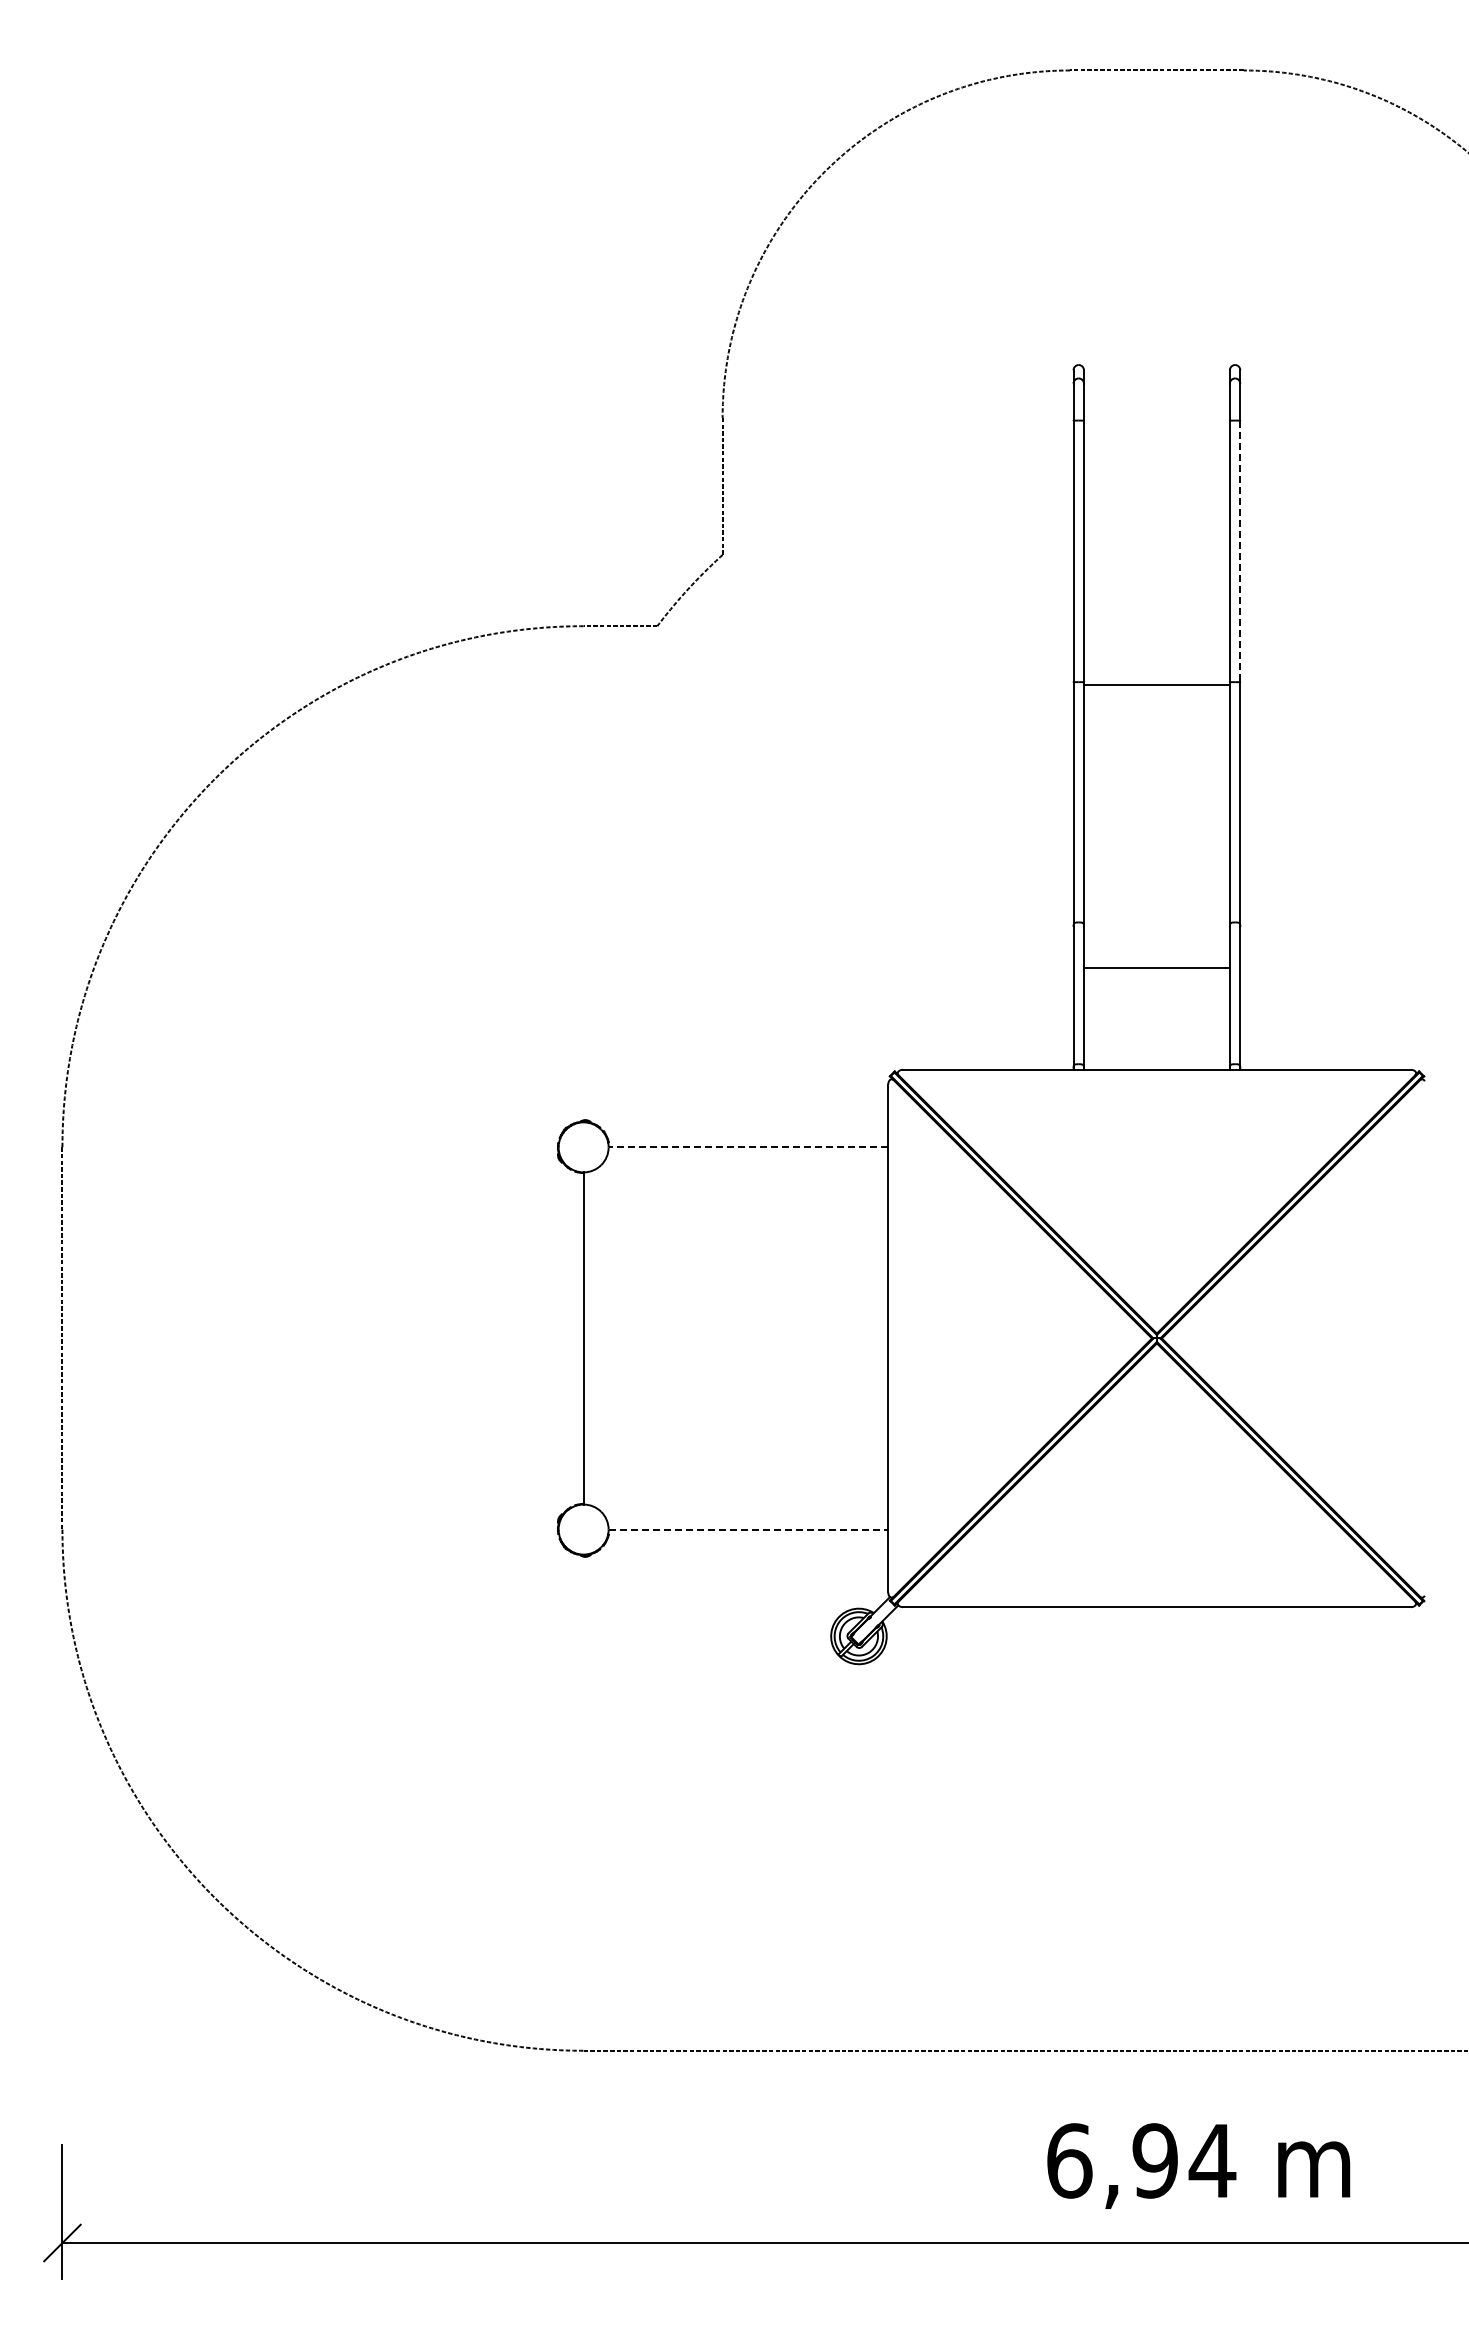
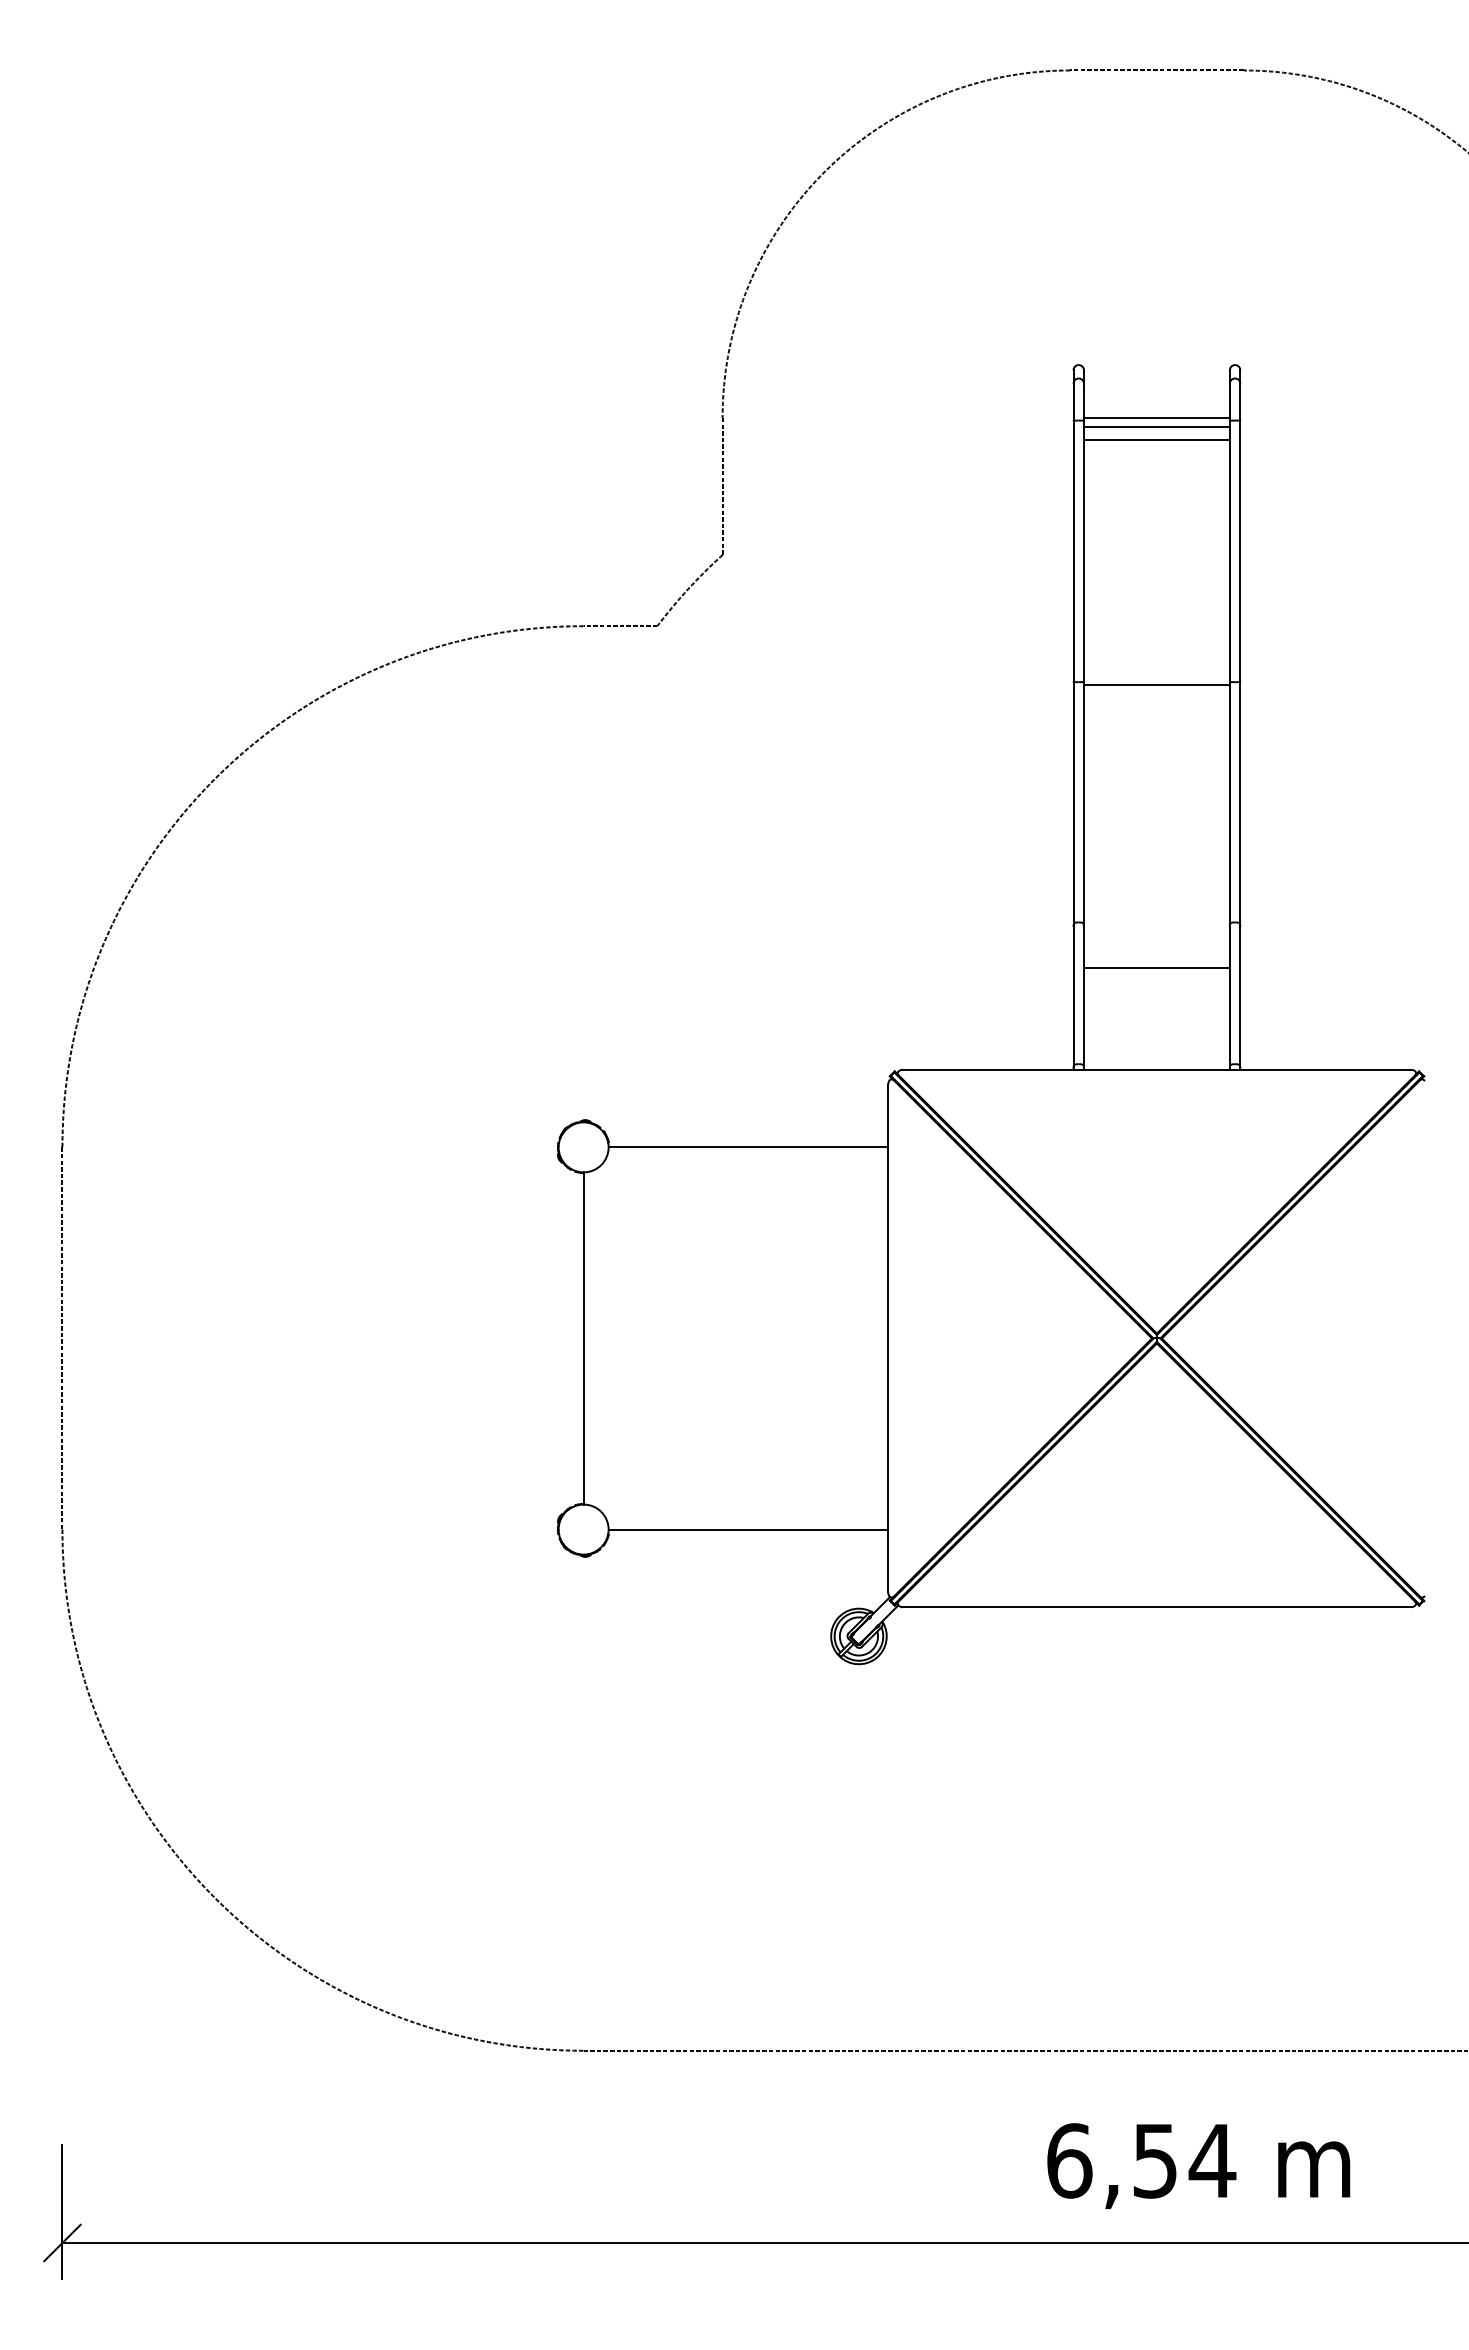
line: none -> present (1156, 417)
line: none -> present (1156, 426)
line: none -> present (1156, 440)
line: dashed -> solid (1240, 551)
line: dashed -> solid (748, 1147)
line: dashed -> solid (748, 1529)
text: 6,94 -> 6,54 (1154, 2160)
